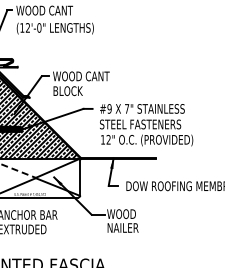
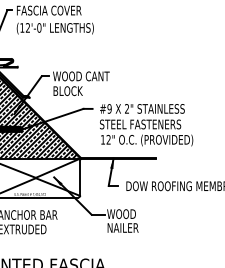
text: WOOD CANT -> FASCIA COVER (48, 10)
text: 7" -> 2" (127, 108)
line: dashed -> solid (18, 171)
